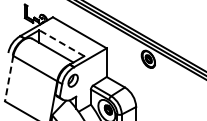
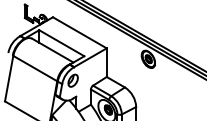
line: dashed -> solid (61, 42)
line: dashed -> solid (9, 79)
